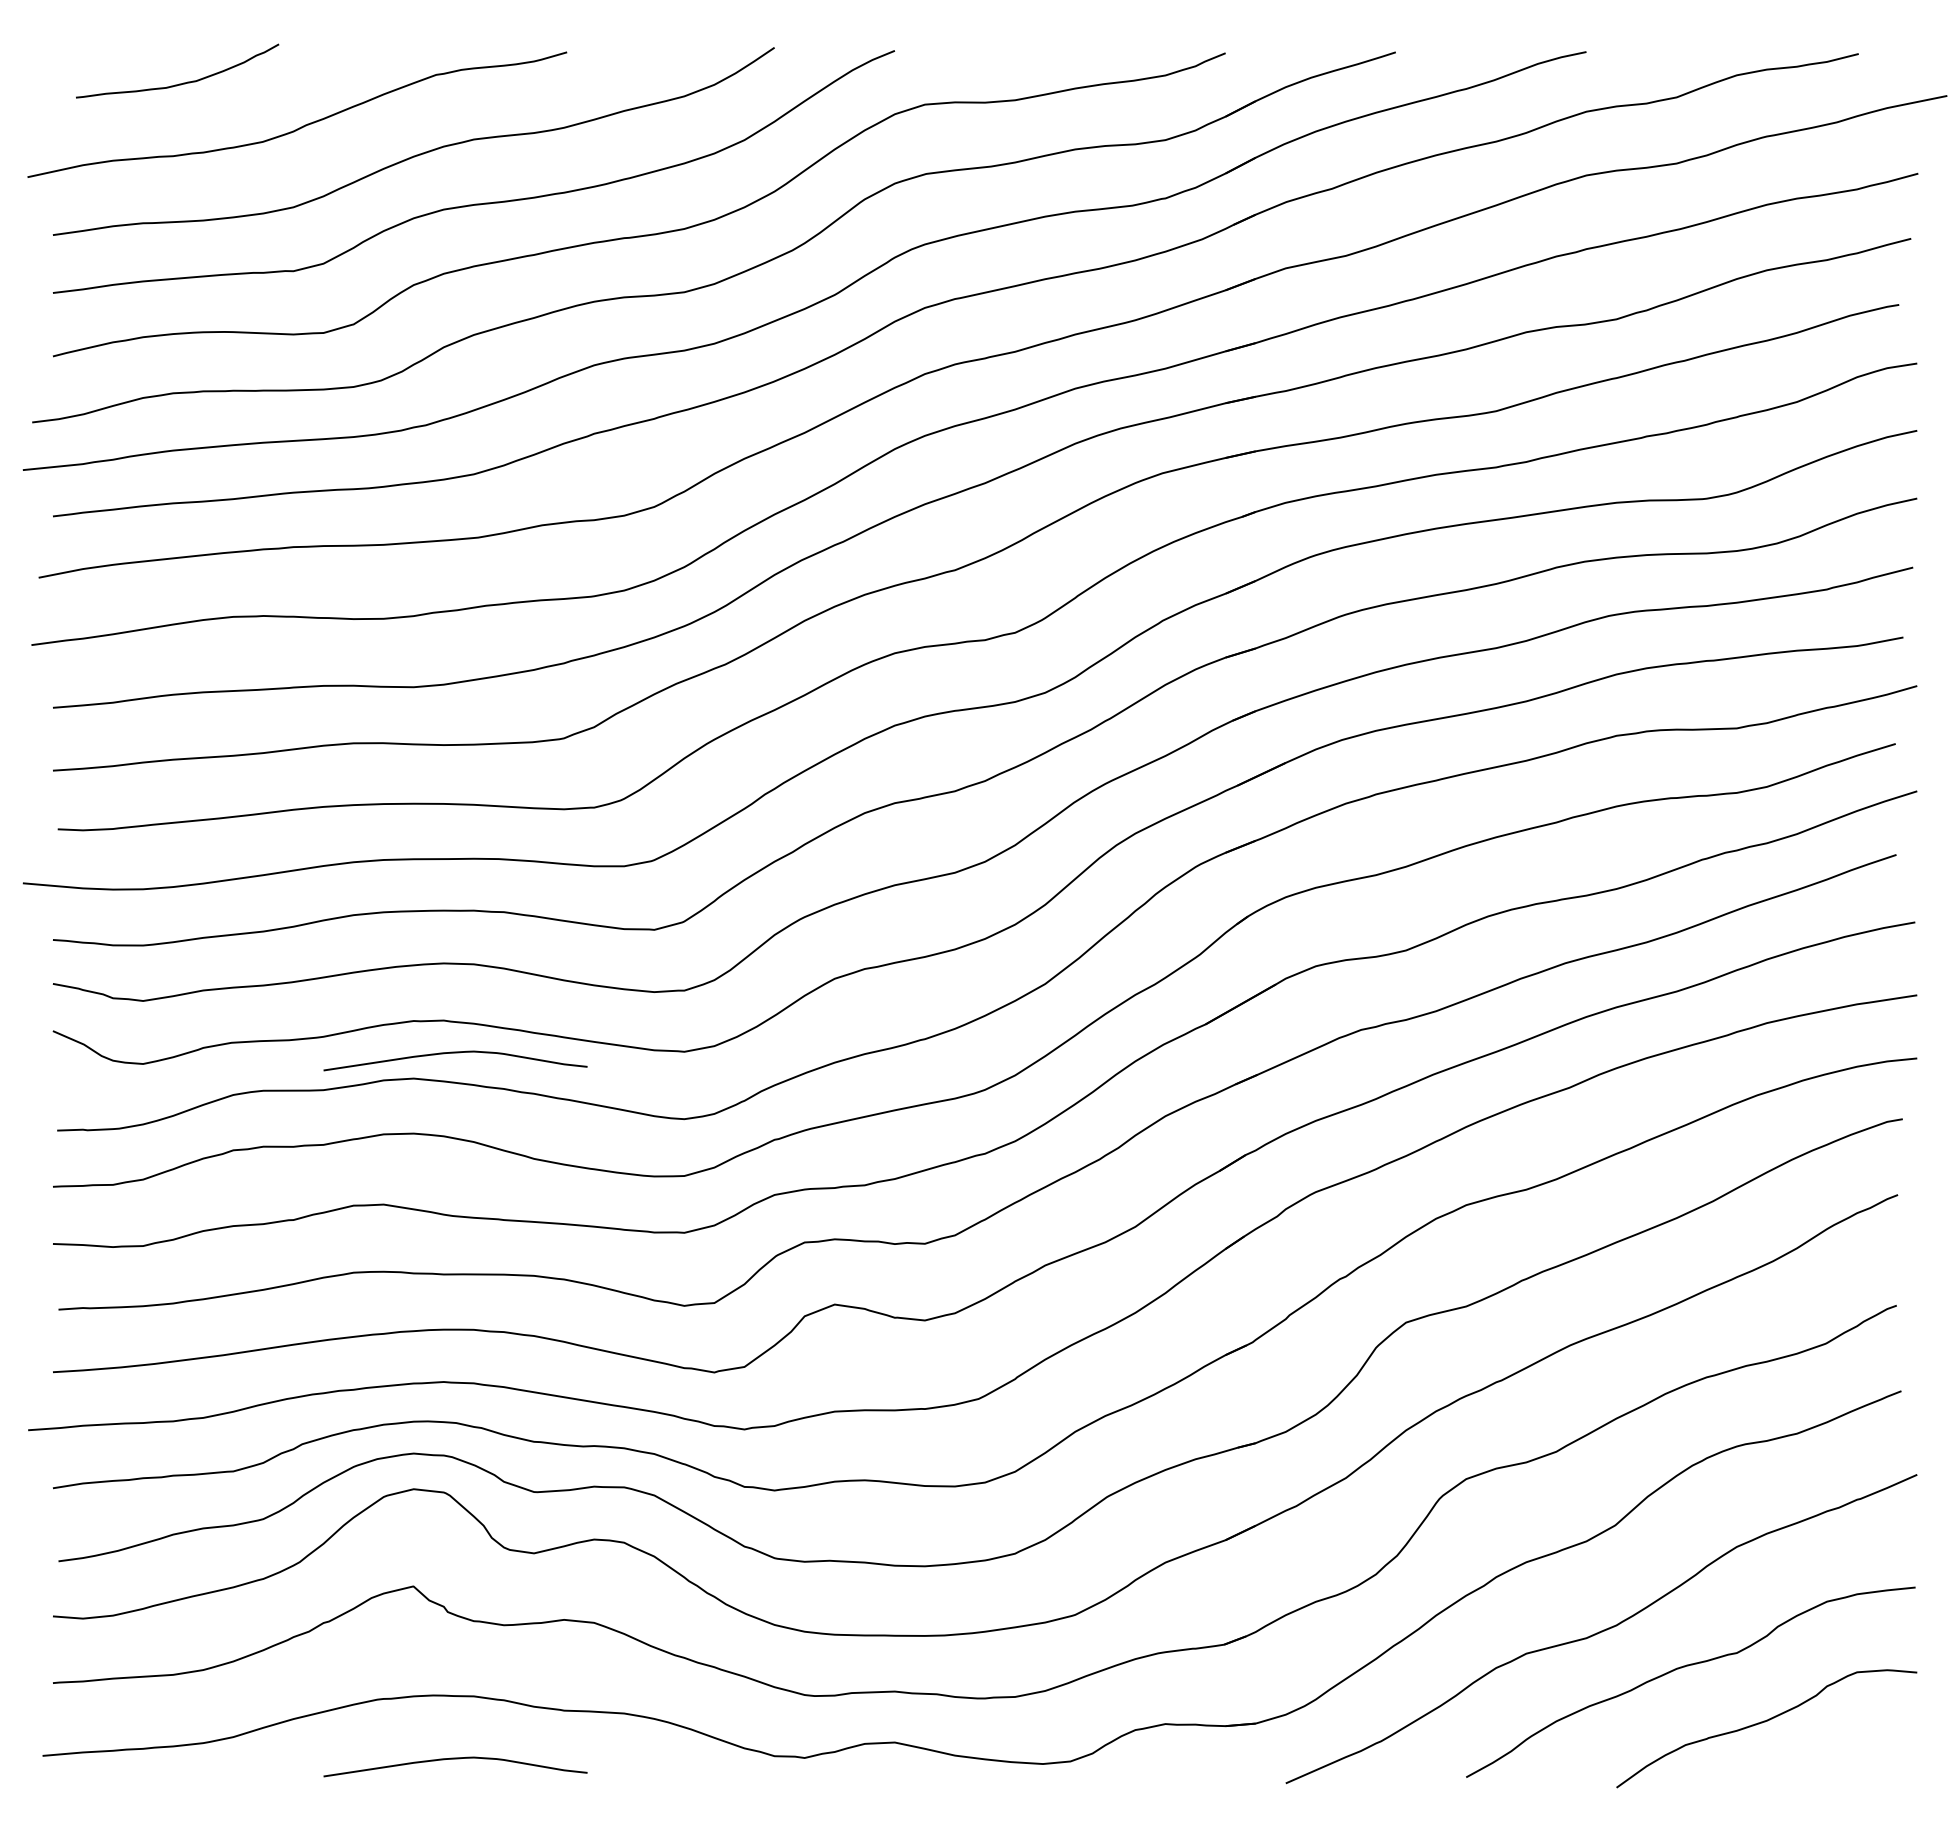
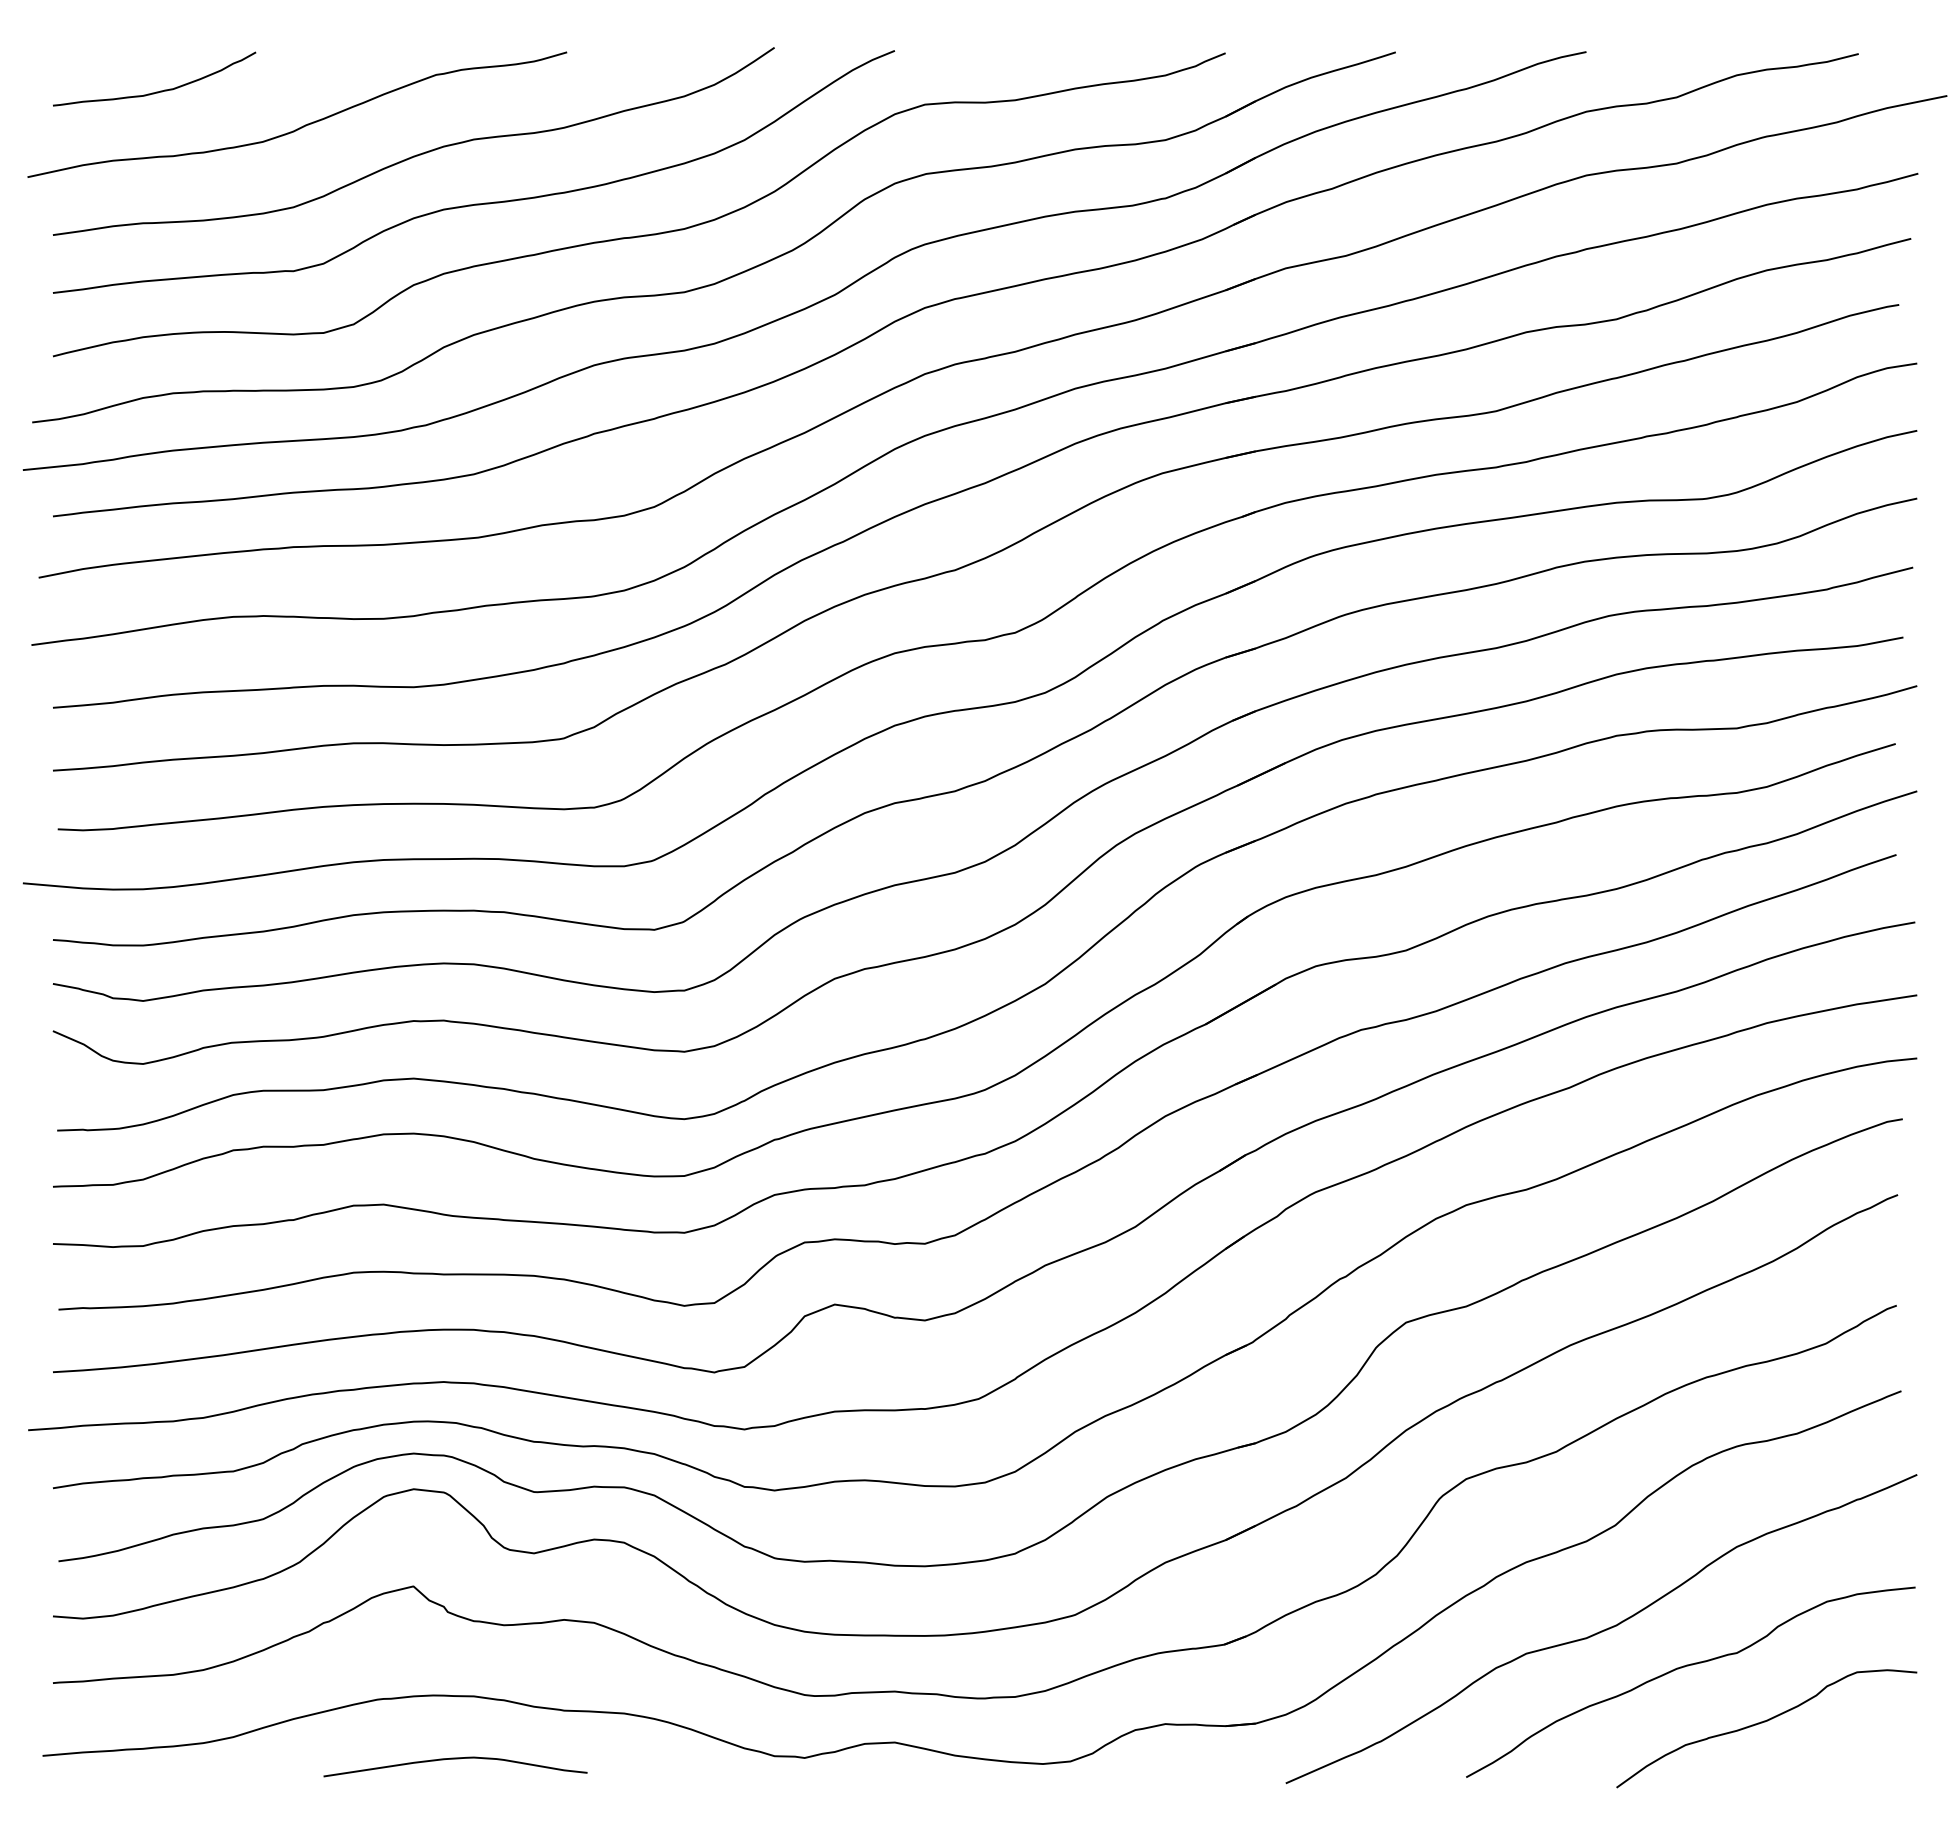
curve position: (179, 83) -> (156, 91) (156, 91)
curve: present -> none (455, 1053)
